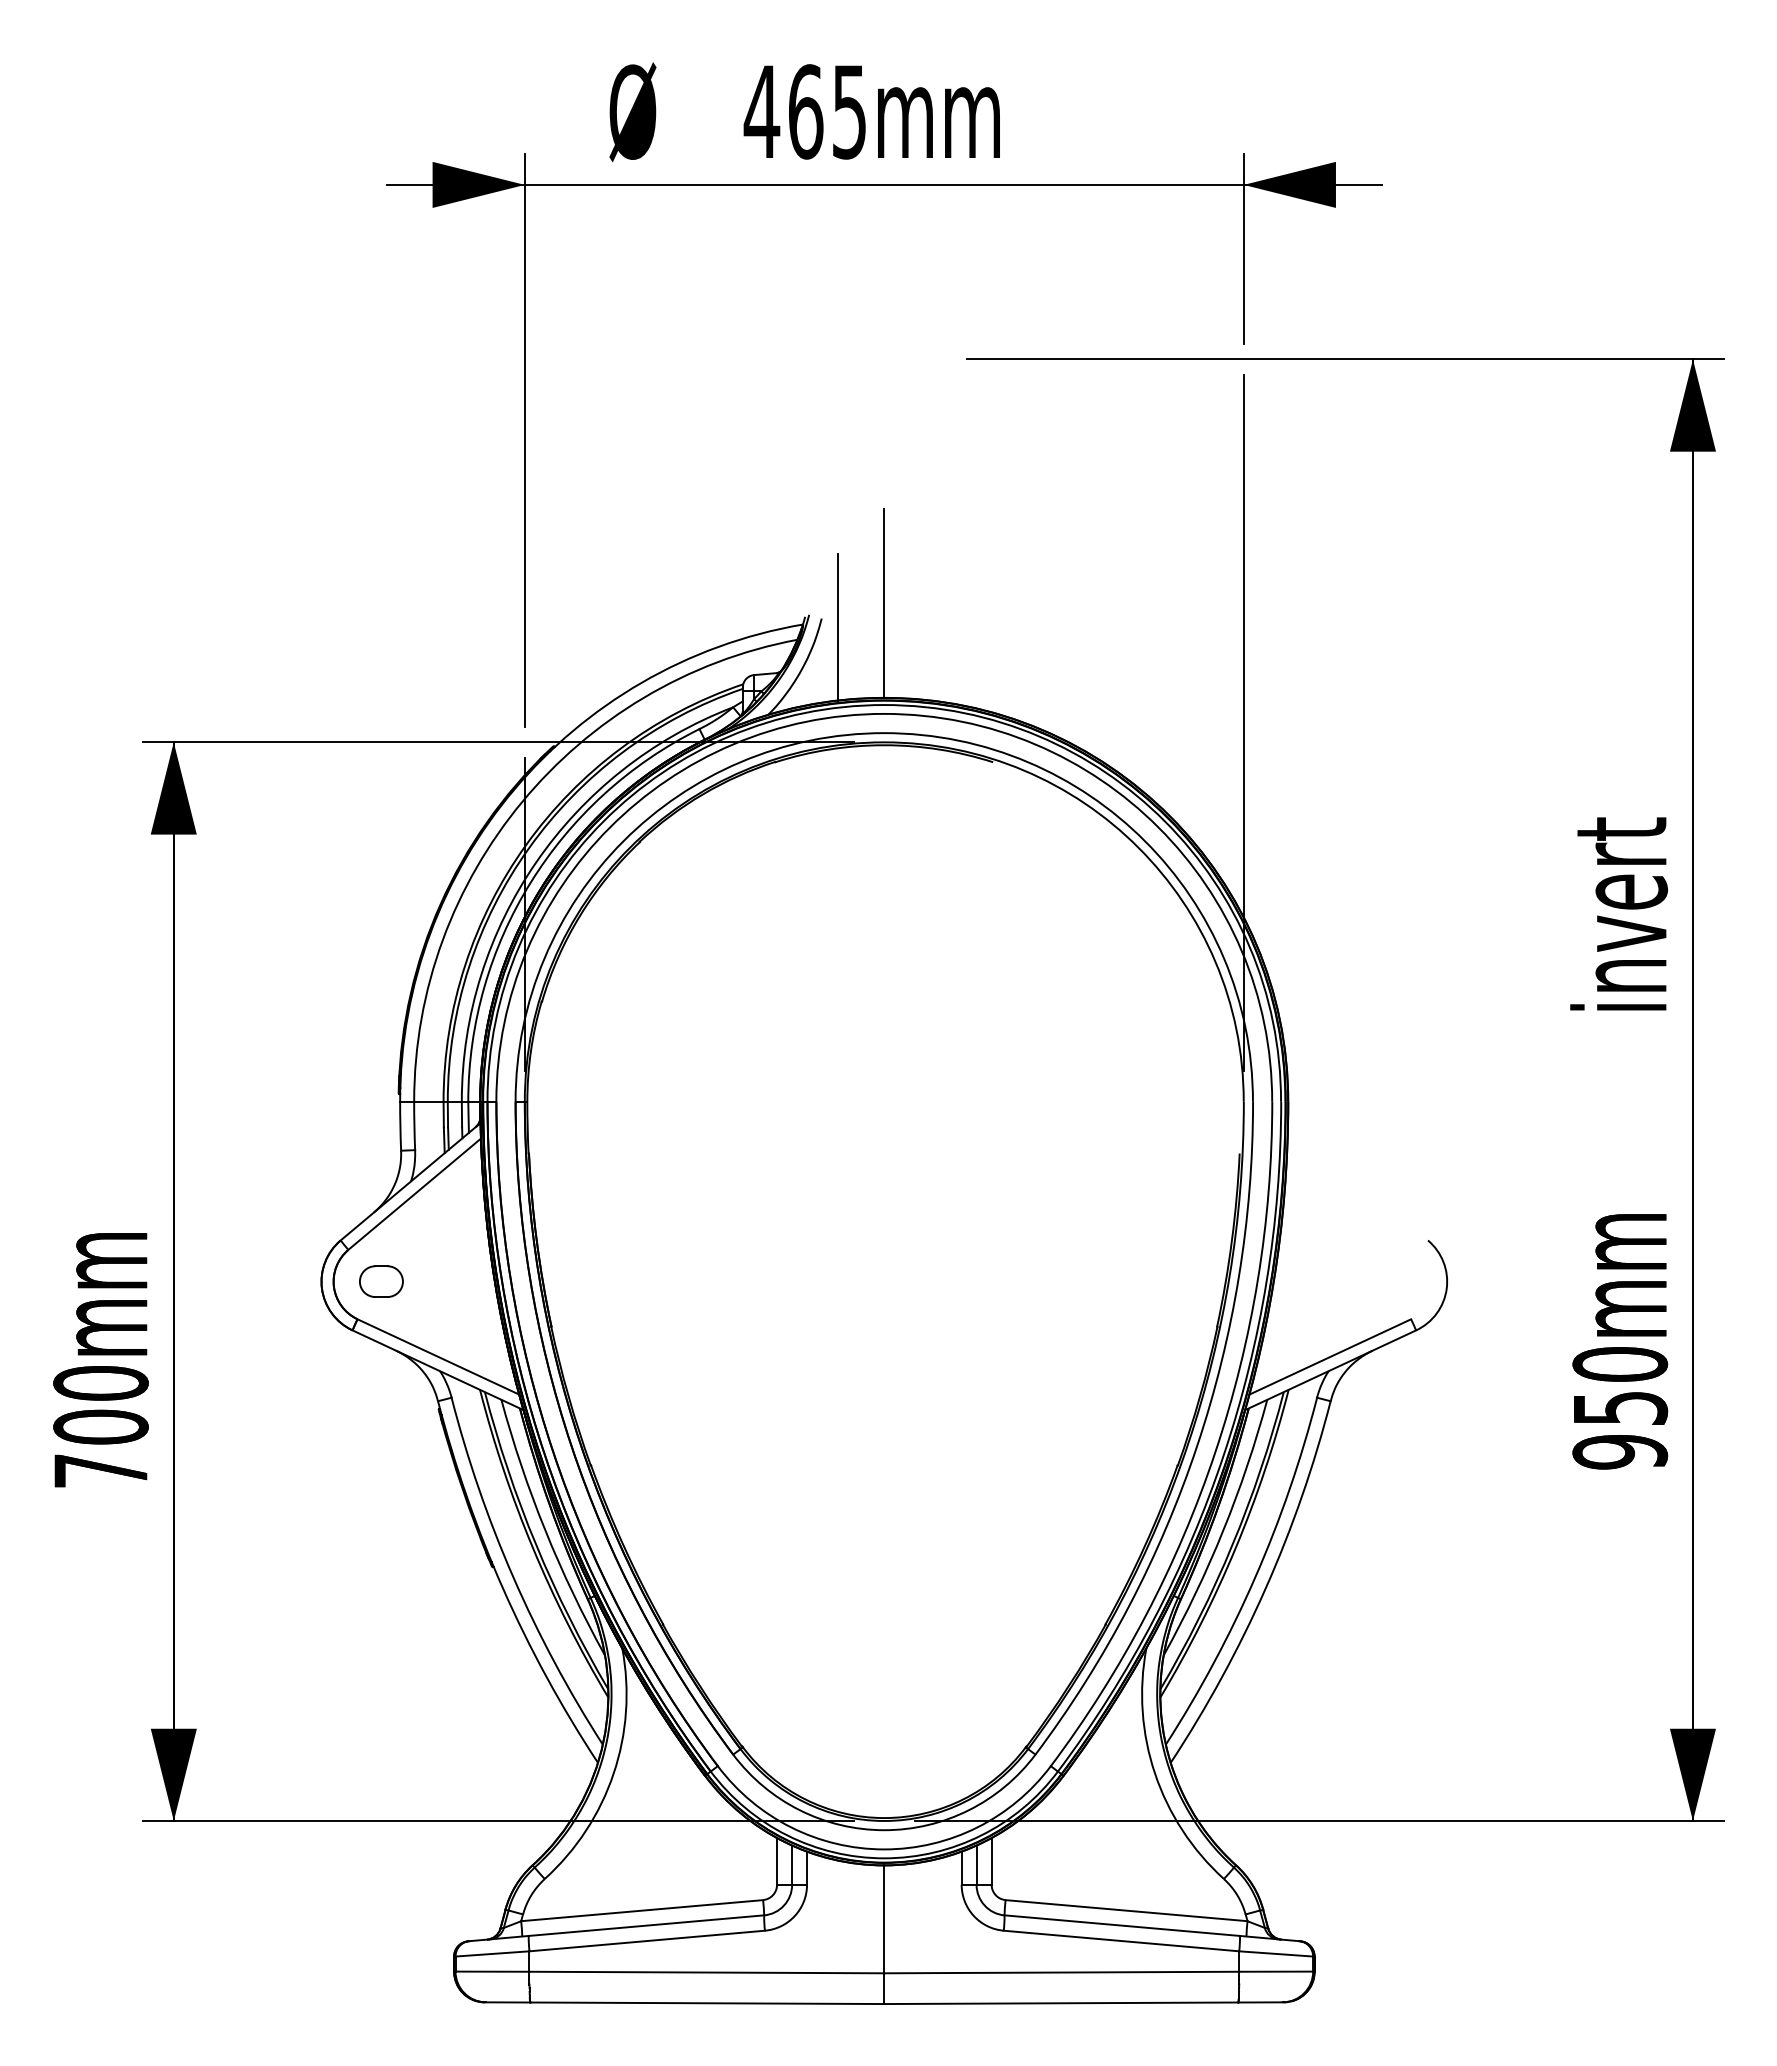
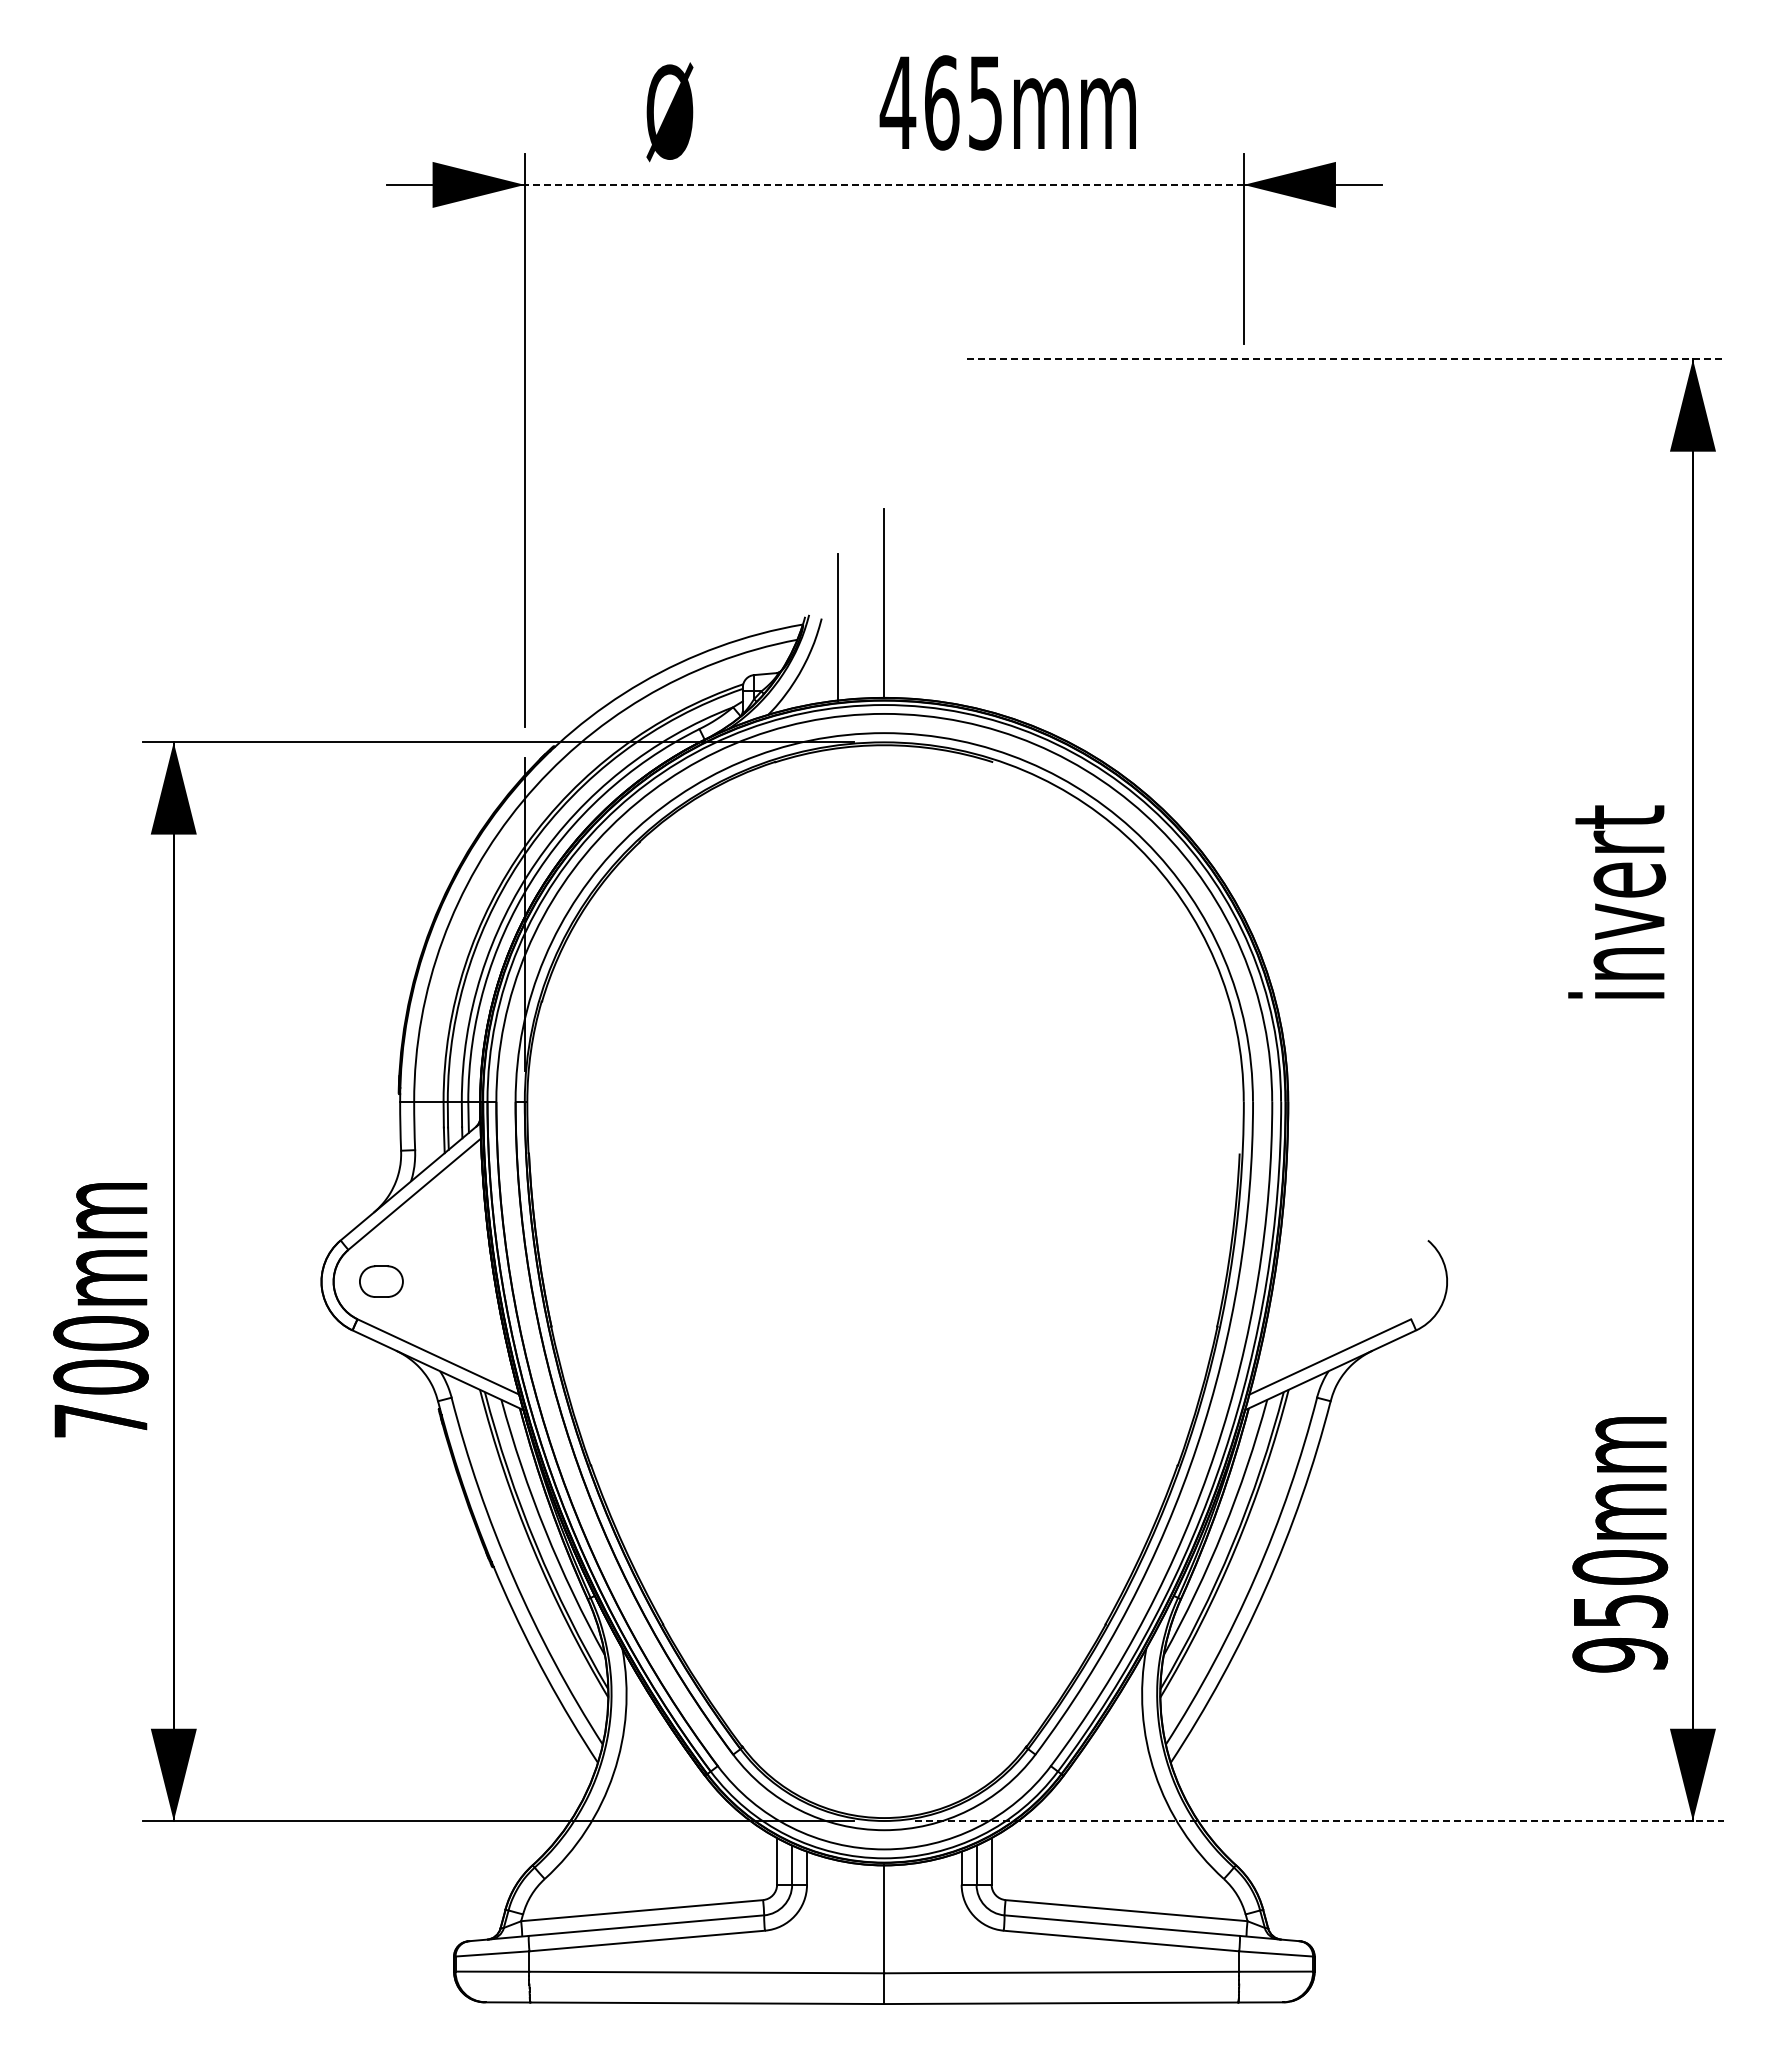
text position: (871, 111) -> (1007, 102) (1007, 102)
text position: (632, 112) -> (669, 112) (669, 112)
line: solid -> dashed (883, 184)
line: solid -> dashed (1345, 359)
line: present -> none (1243, 722)
text position: (1618, 913) -> (1616, 901) (1616, 901)
text position: (1620, 1341) -> (1620, 1544) (1620, 1544)
text position: (100, 1360) -> (100, 1310) (100, 1310)
line: solid -> dashed (1319, 1820)
